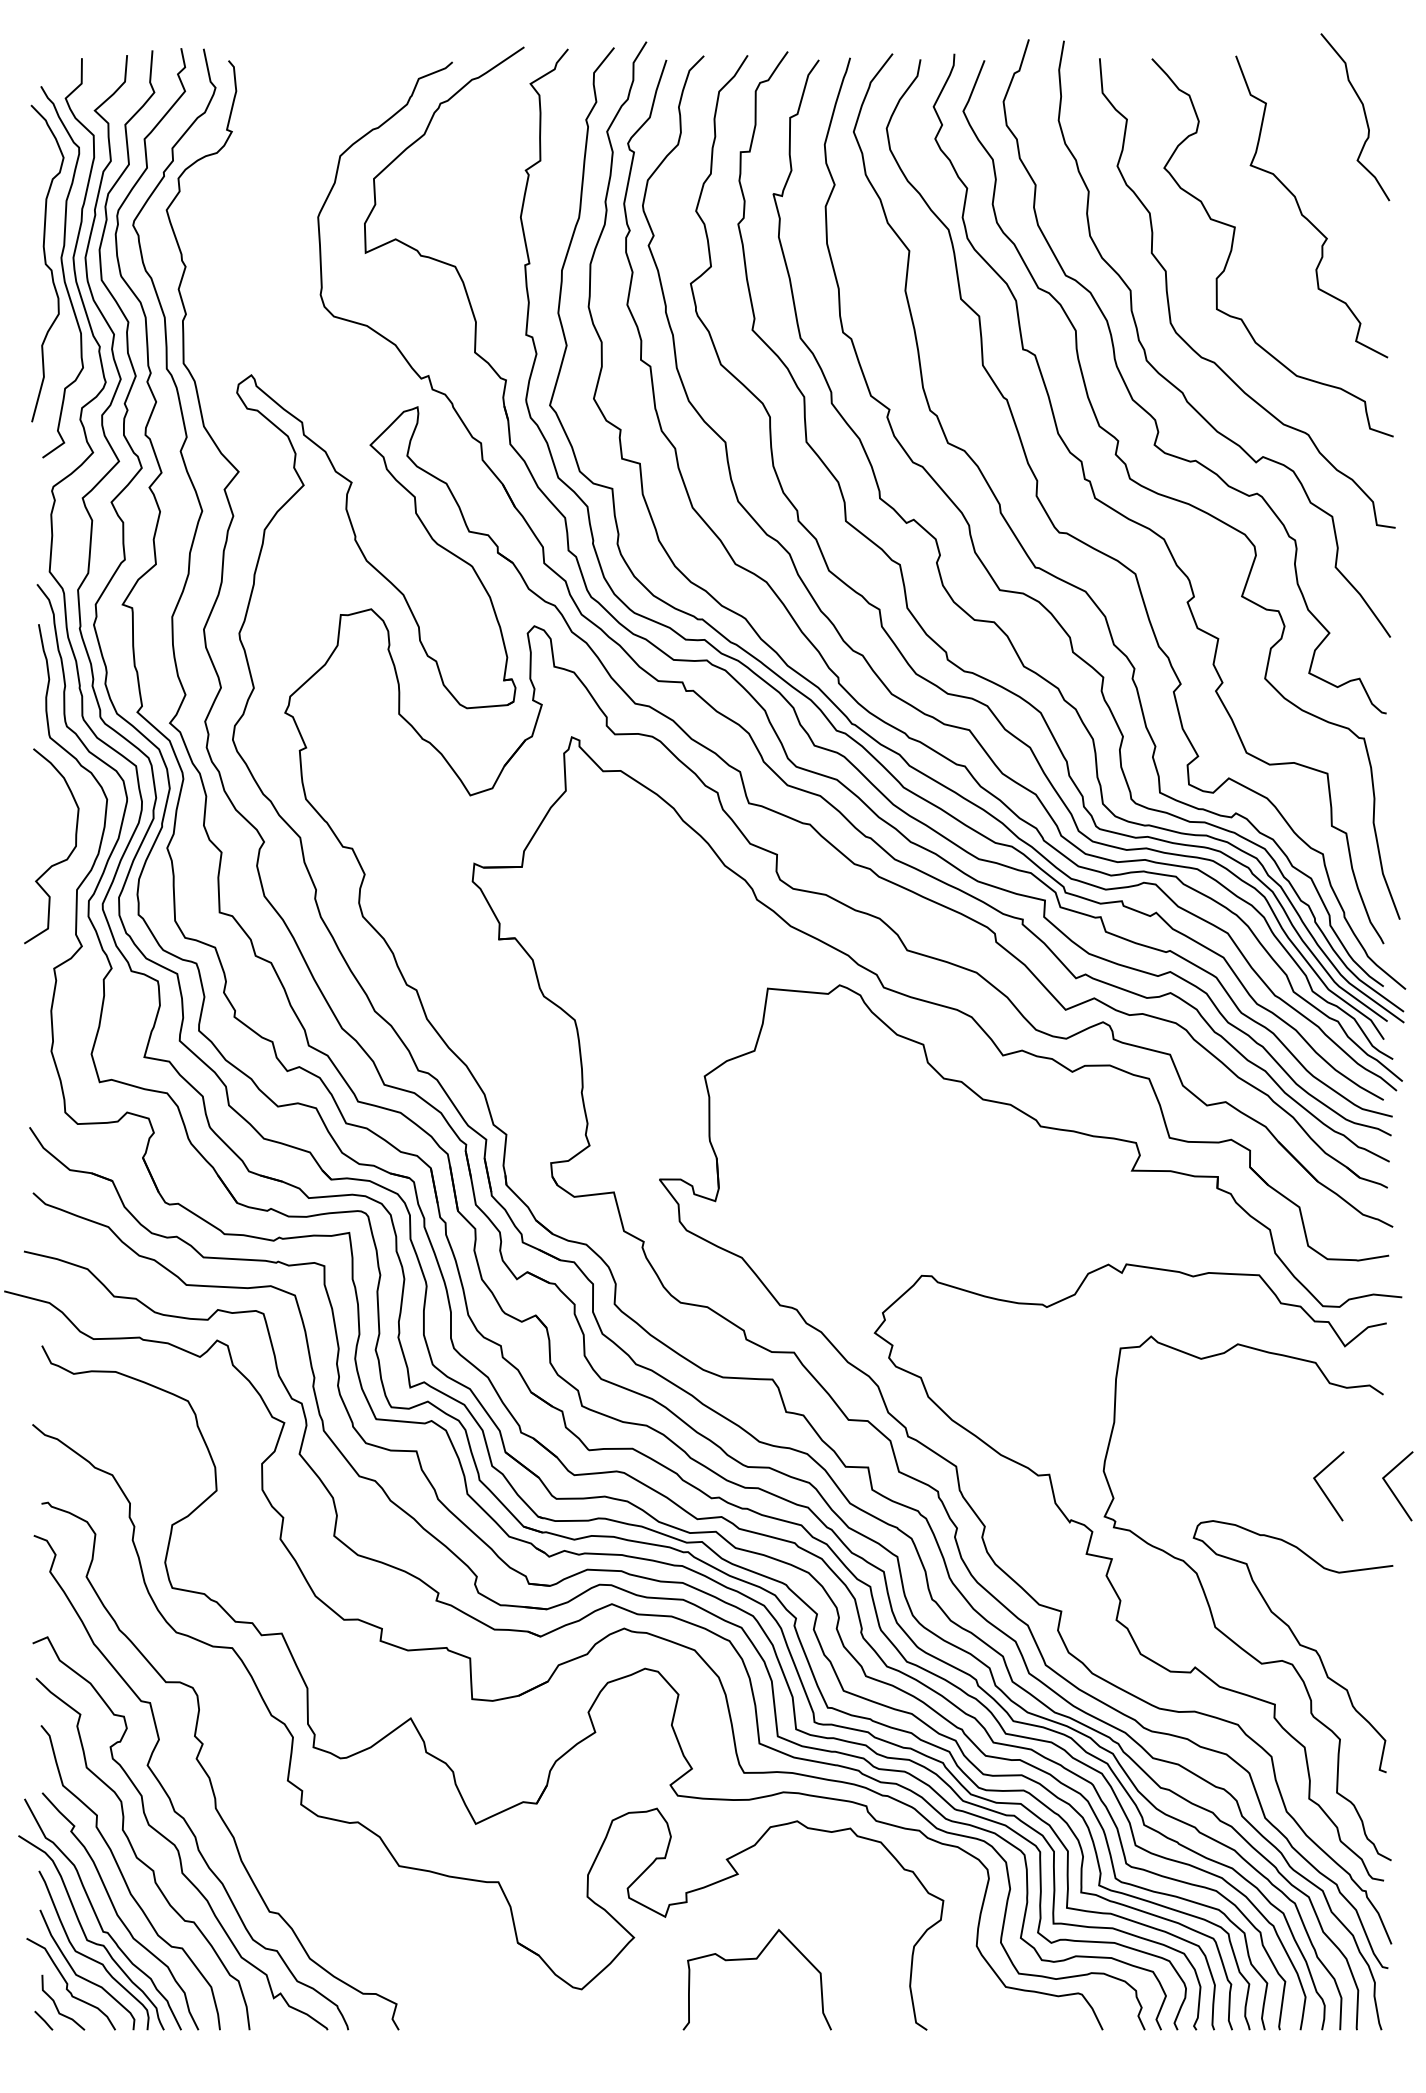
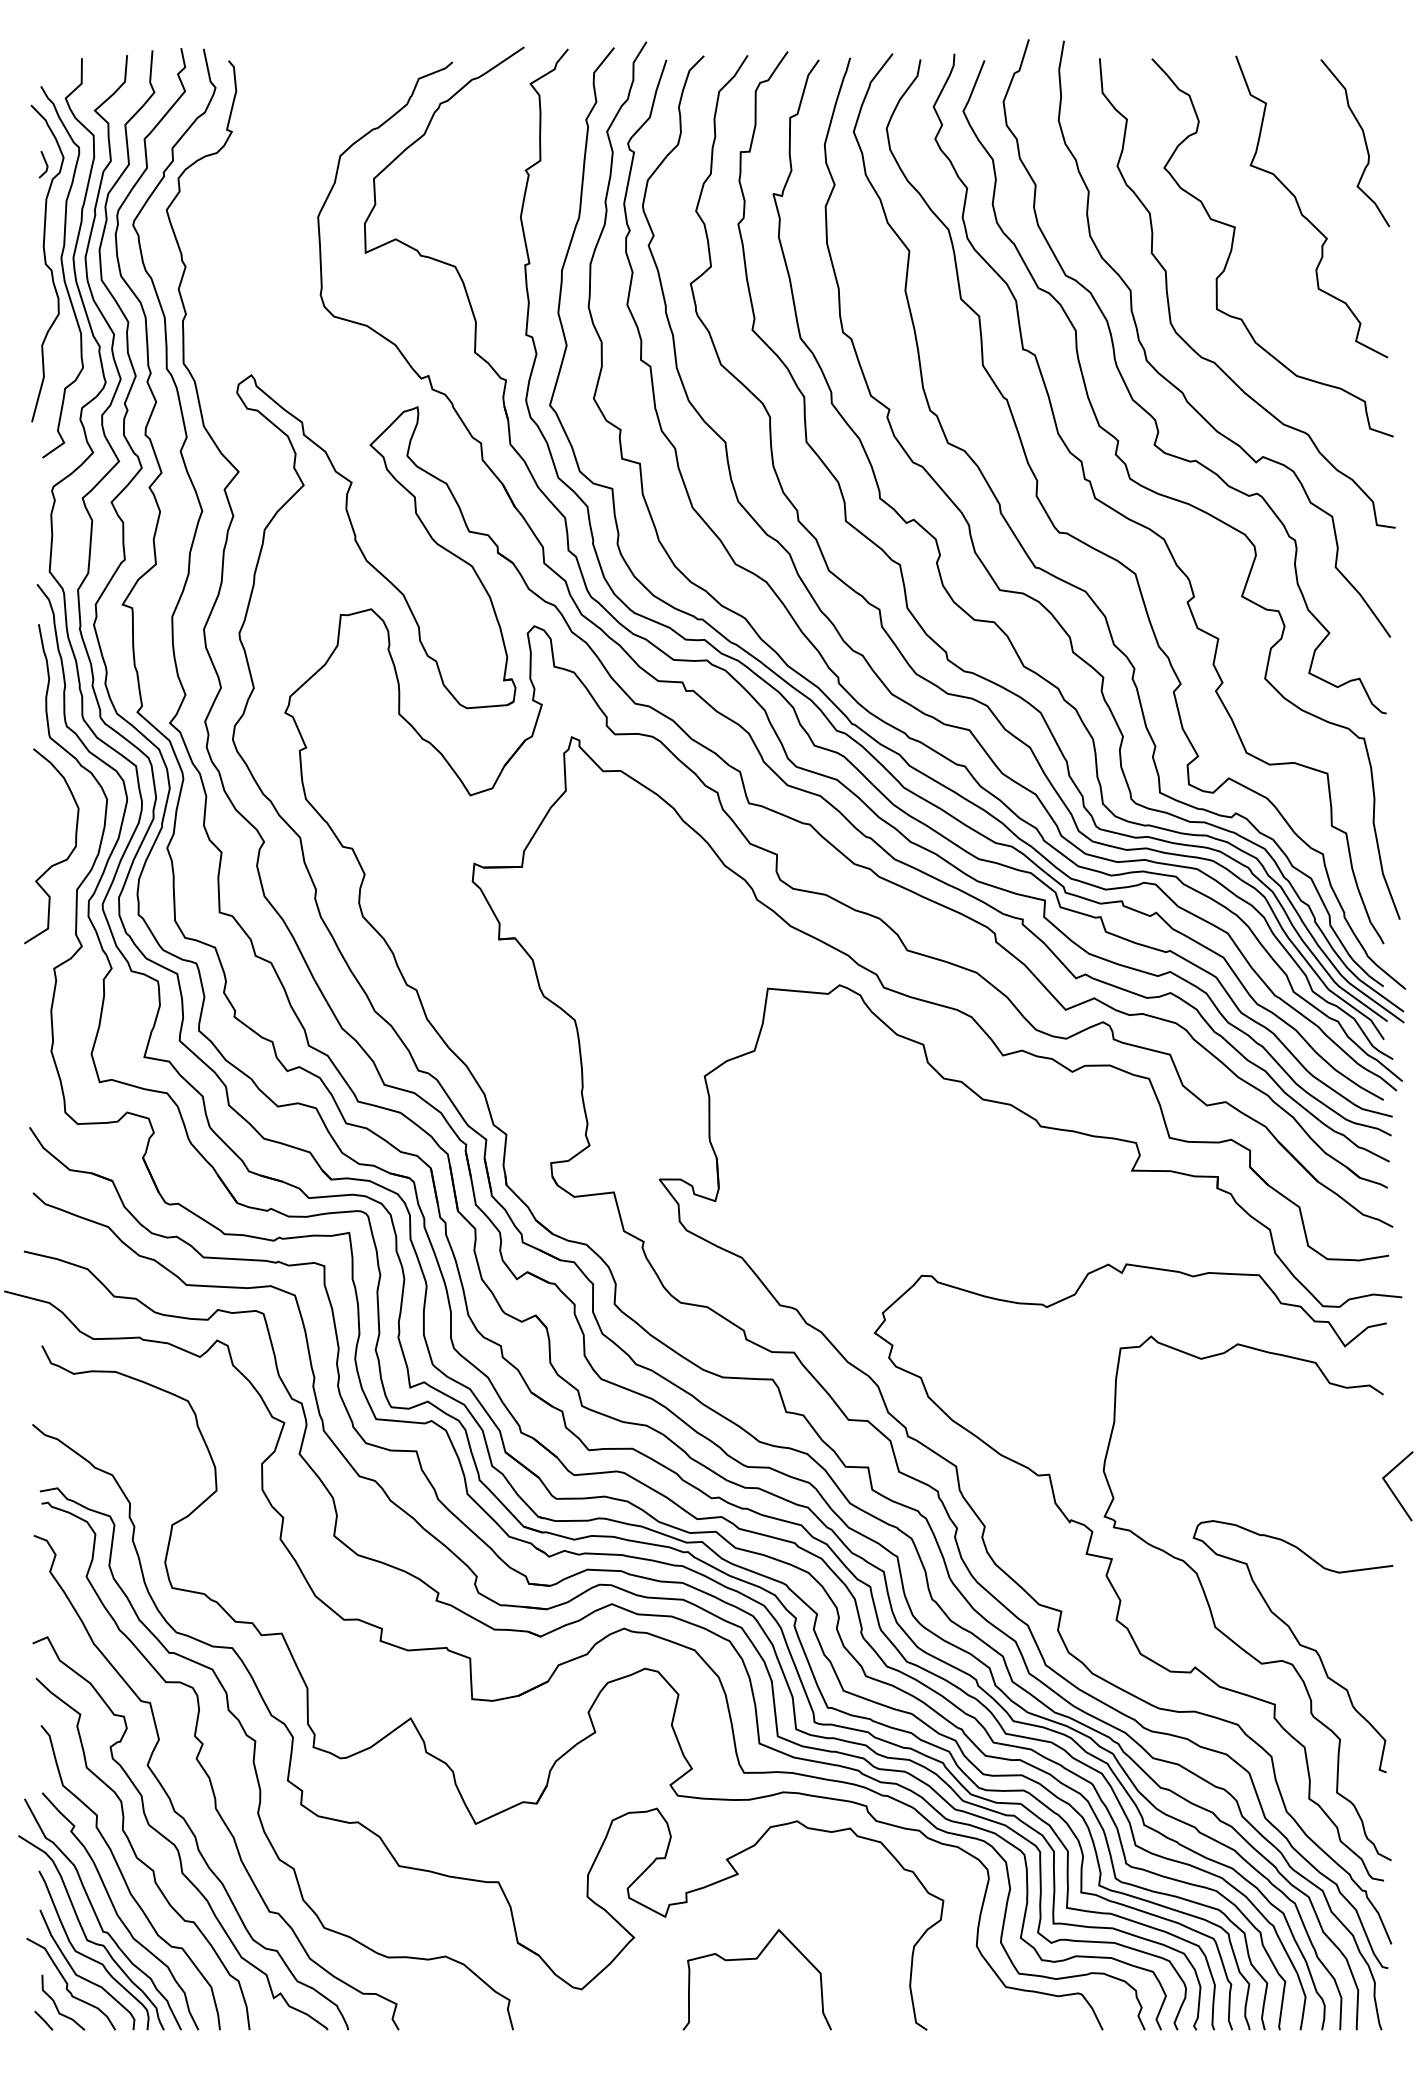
curve position: (1364, 116) -> (1364, 142) (1364, 142)
line: none -> present (45, 164)
line: present -> none (1322, 1488)
curve: none -> present (255, 1755)
